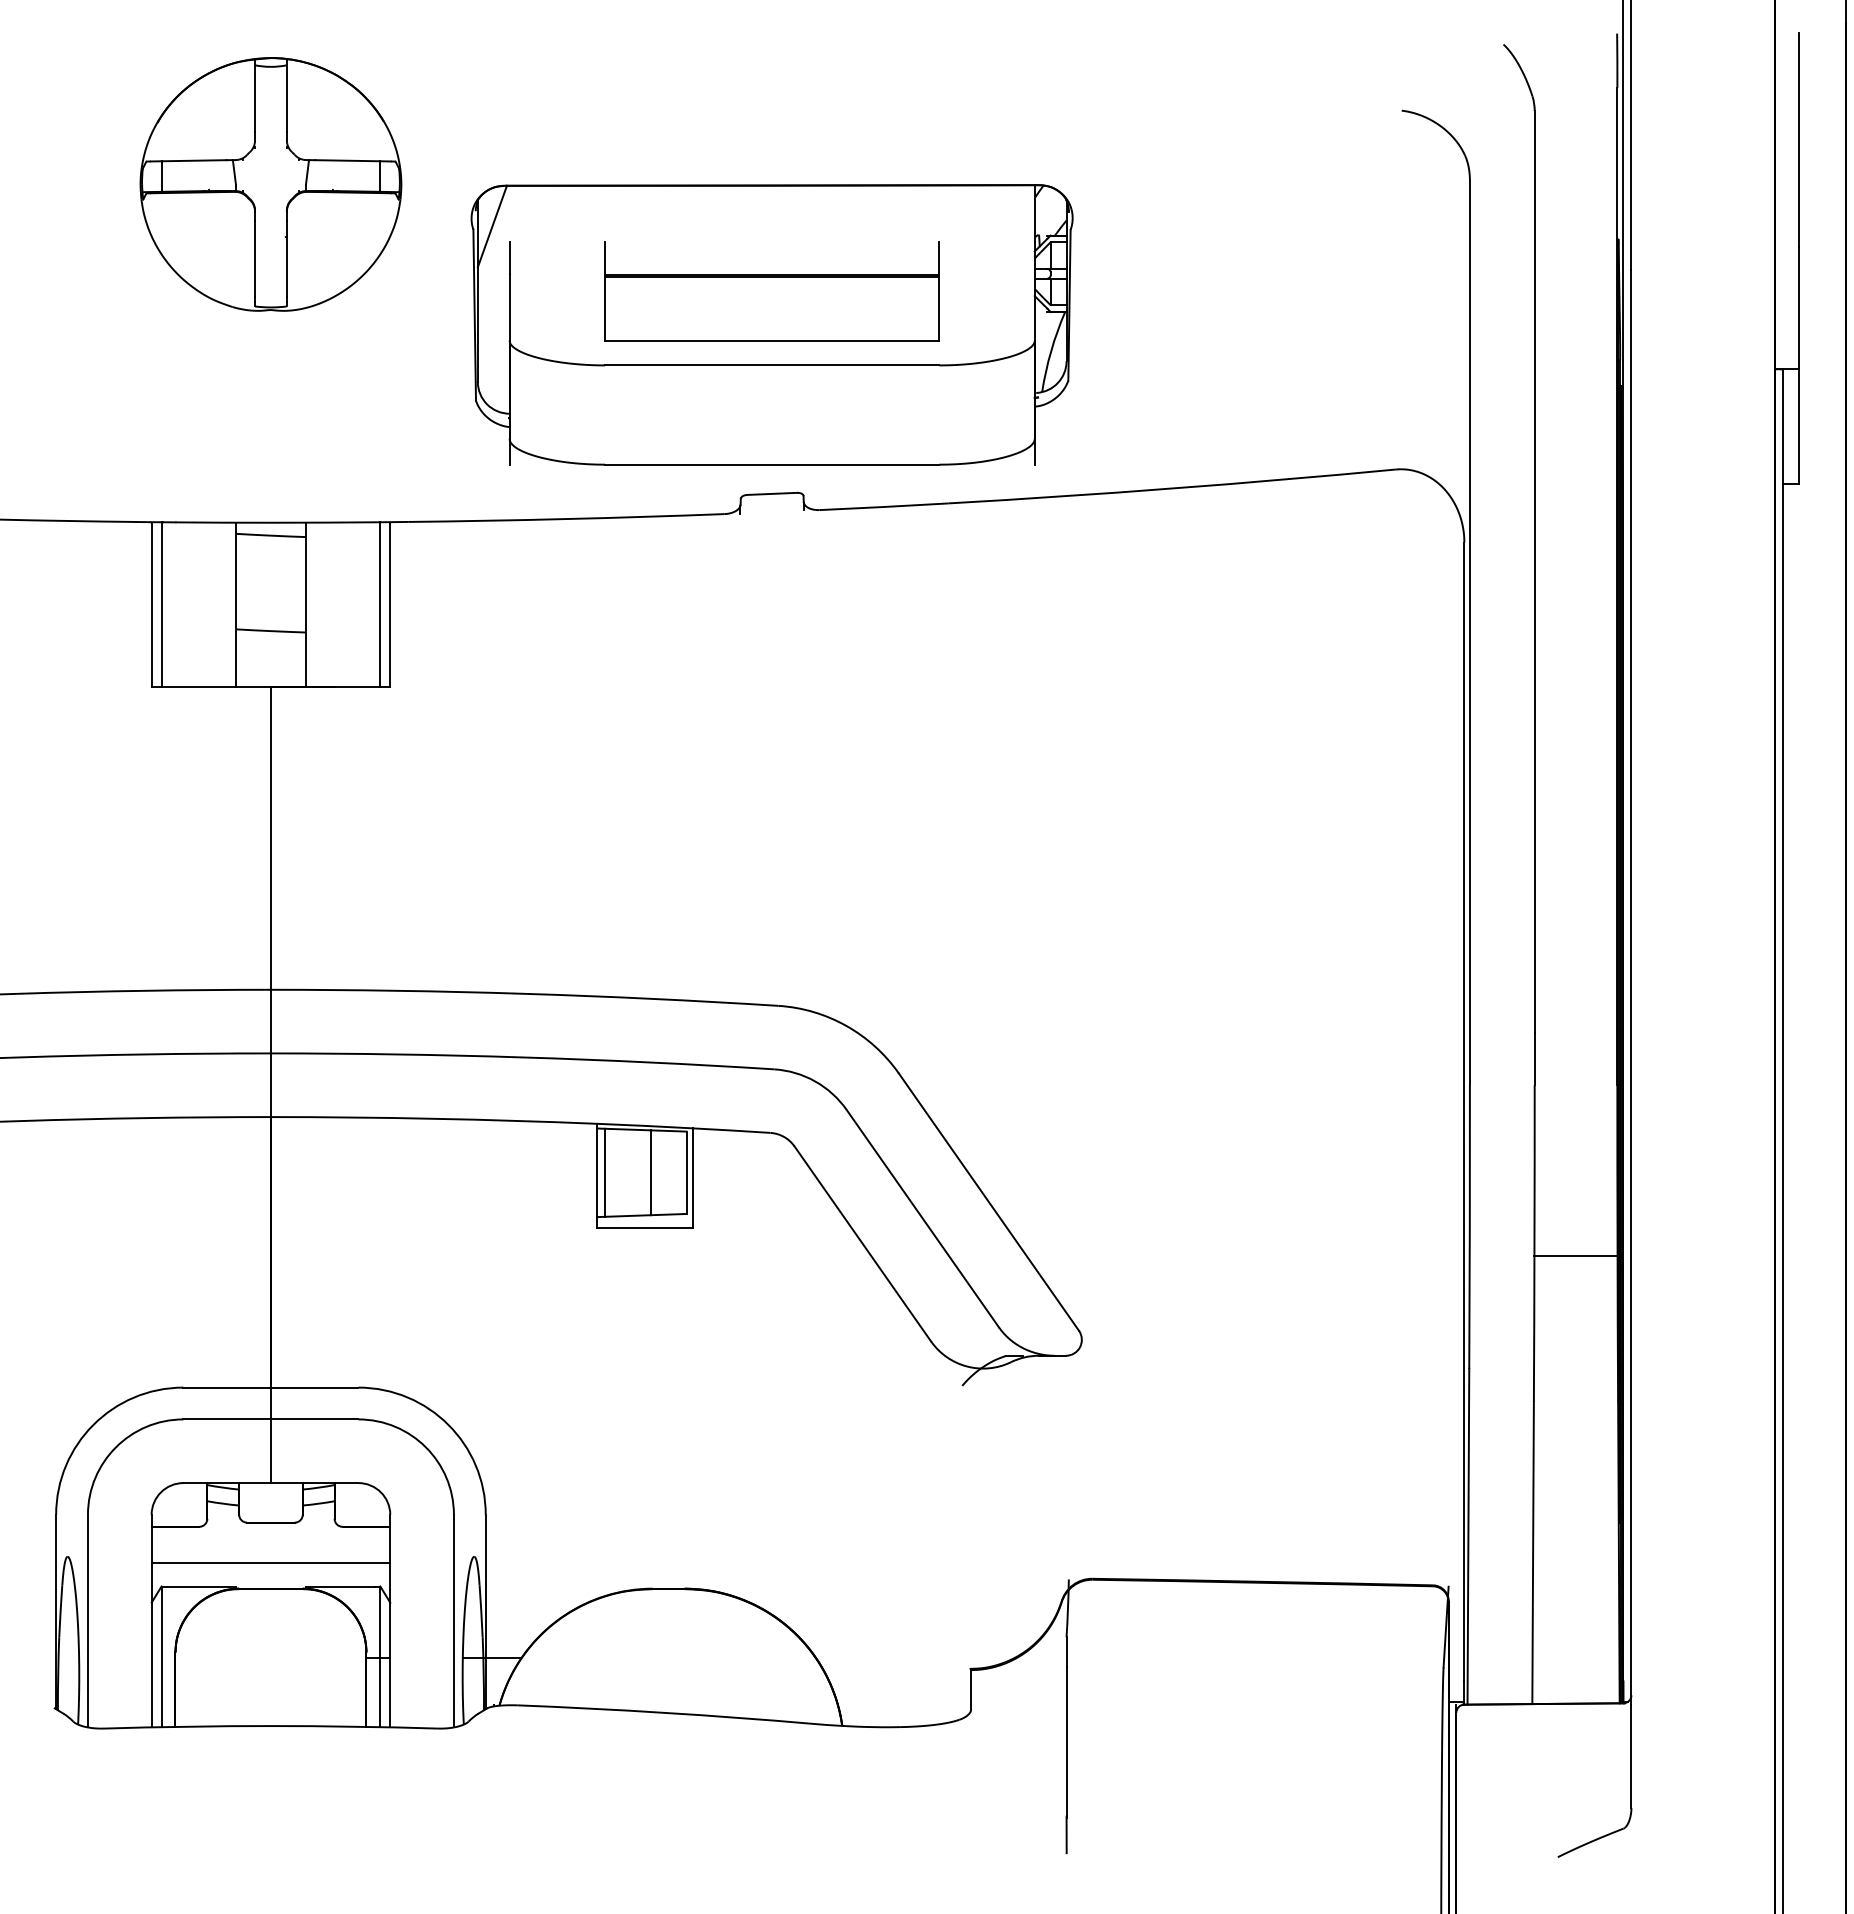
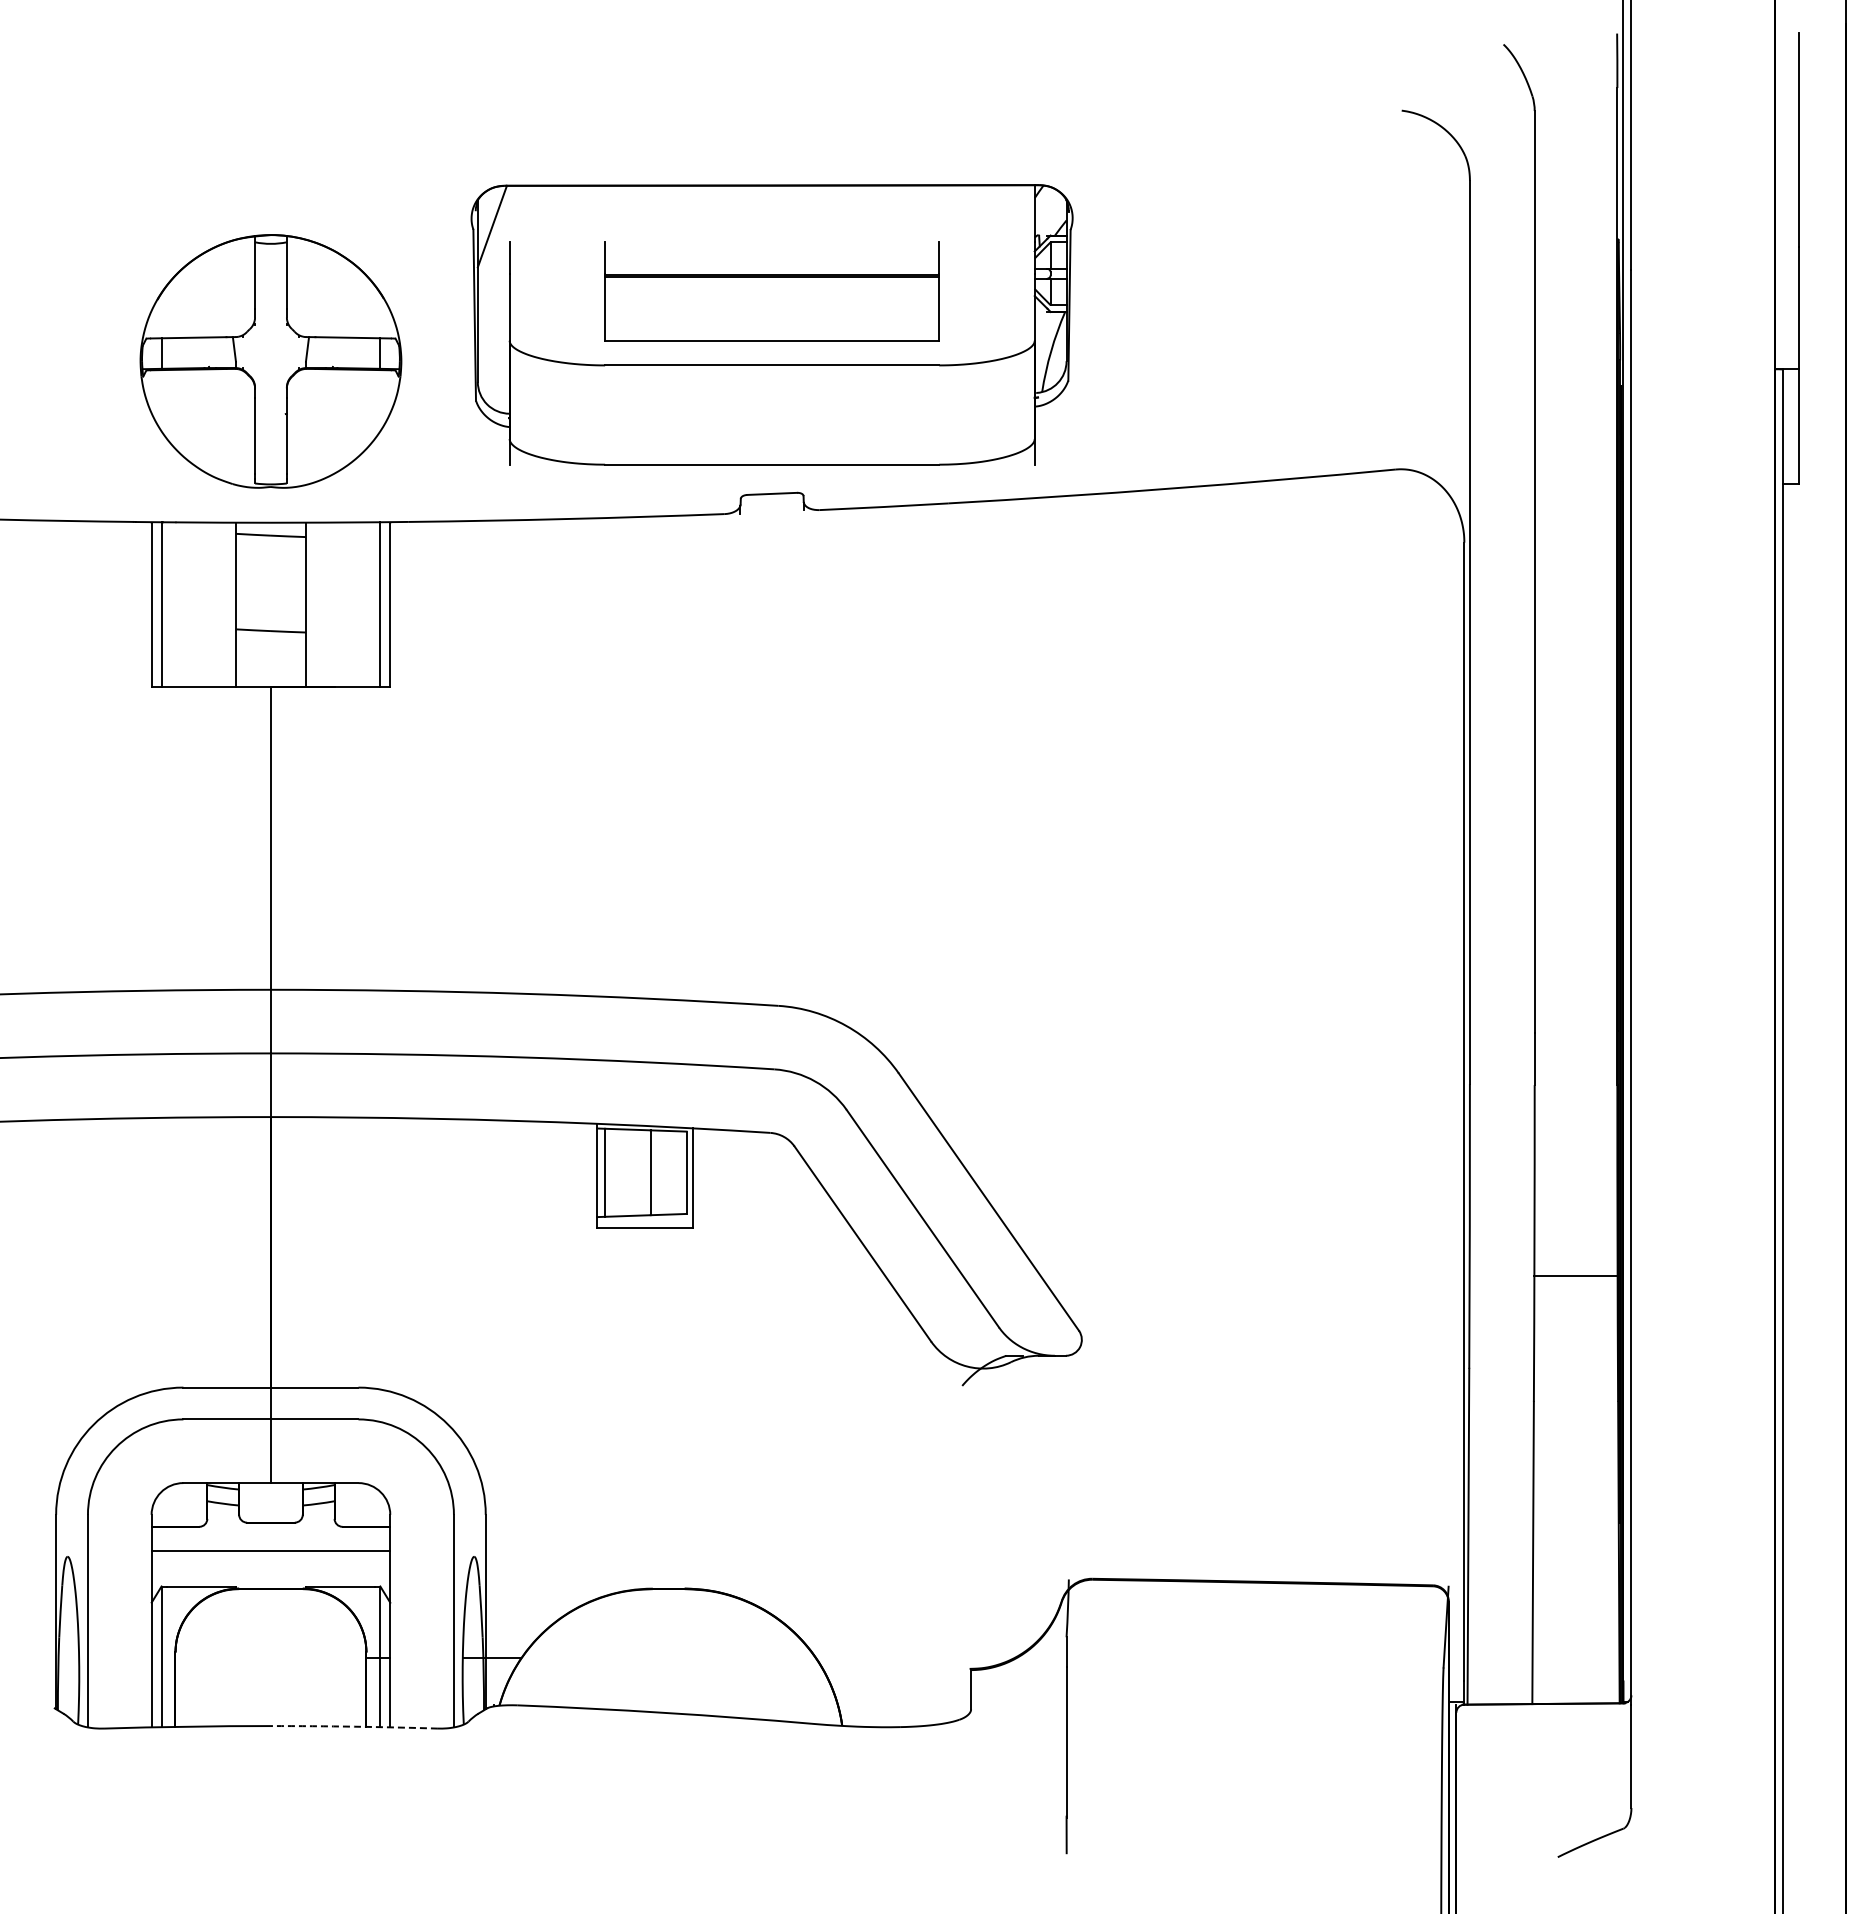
part position: (270, 184) -> (270, 361) (270, 361)
line position: (1575, 1255) -> (1575, 1275) (1575, 1275)
line position: (270, 1562) -> (270, 1550) (270, 1550)
arc: solid -> dashed (354, 1726)
